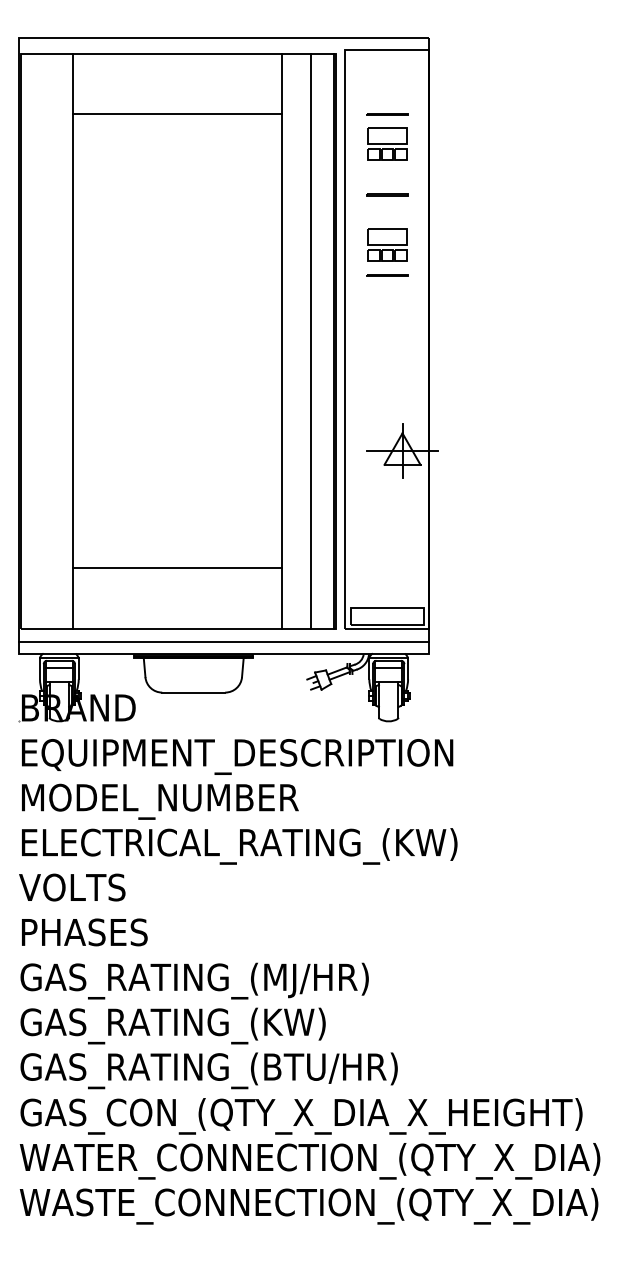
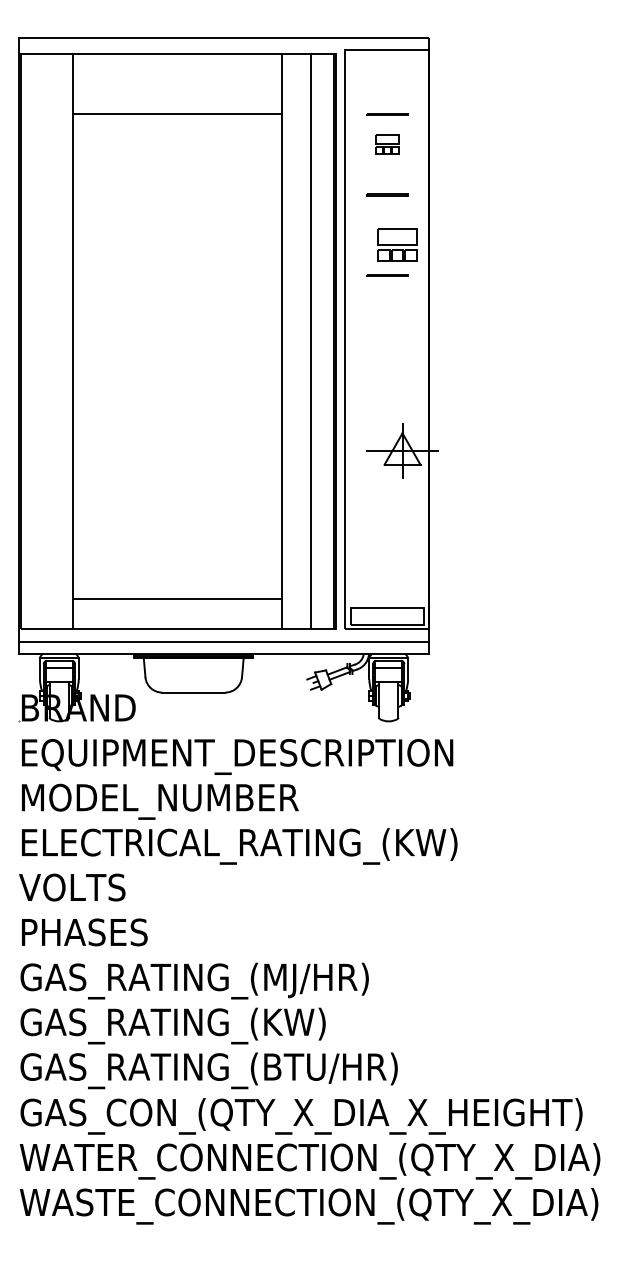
part size: 41x34 px -> 25x21 px (387, 144)
part position: (387, 244) -> (397, 244) (397, 244)
line position: (177, 568) -> (177, 599) (177, 599)
